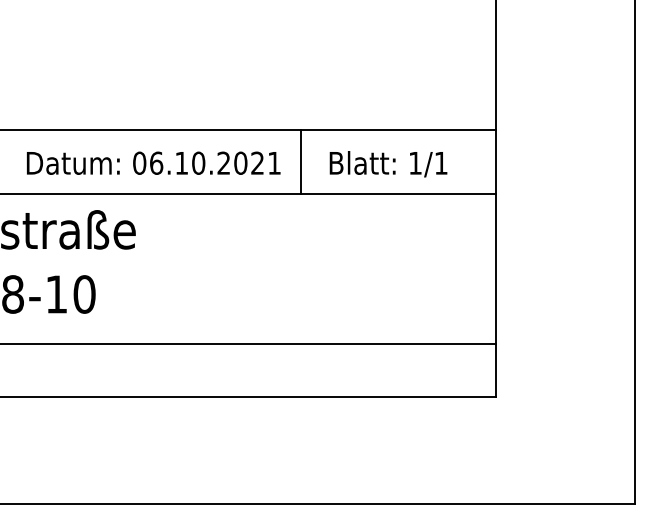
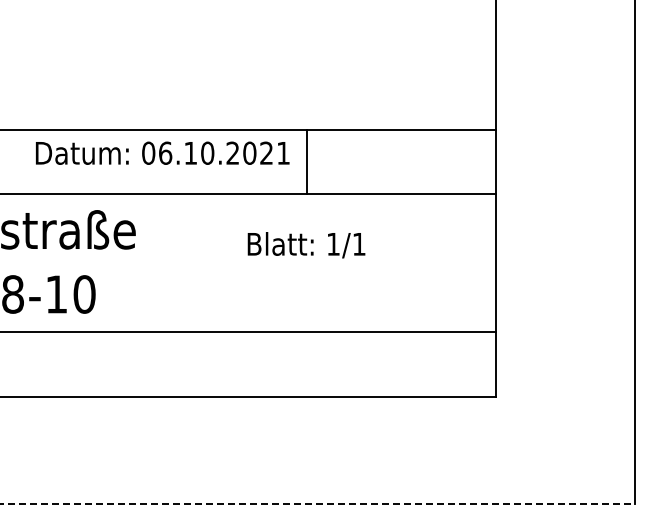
line position: (300, 161) -> (306, 161) (306, 161)
text position: (153, 162) -> (162, 152) (162, 152)
text position: (388, 164) -> (306, 245) (306, 245)
line position: (249, 343) -> (249, 331) (249, 331)
line: solid -> dashed (318, 504)
